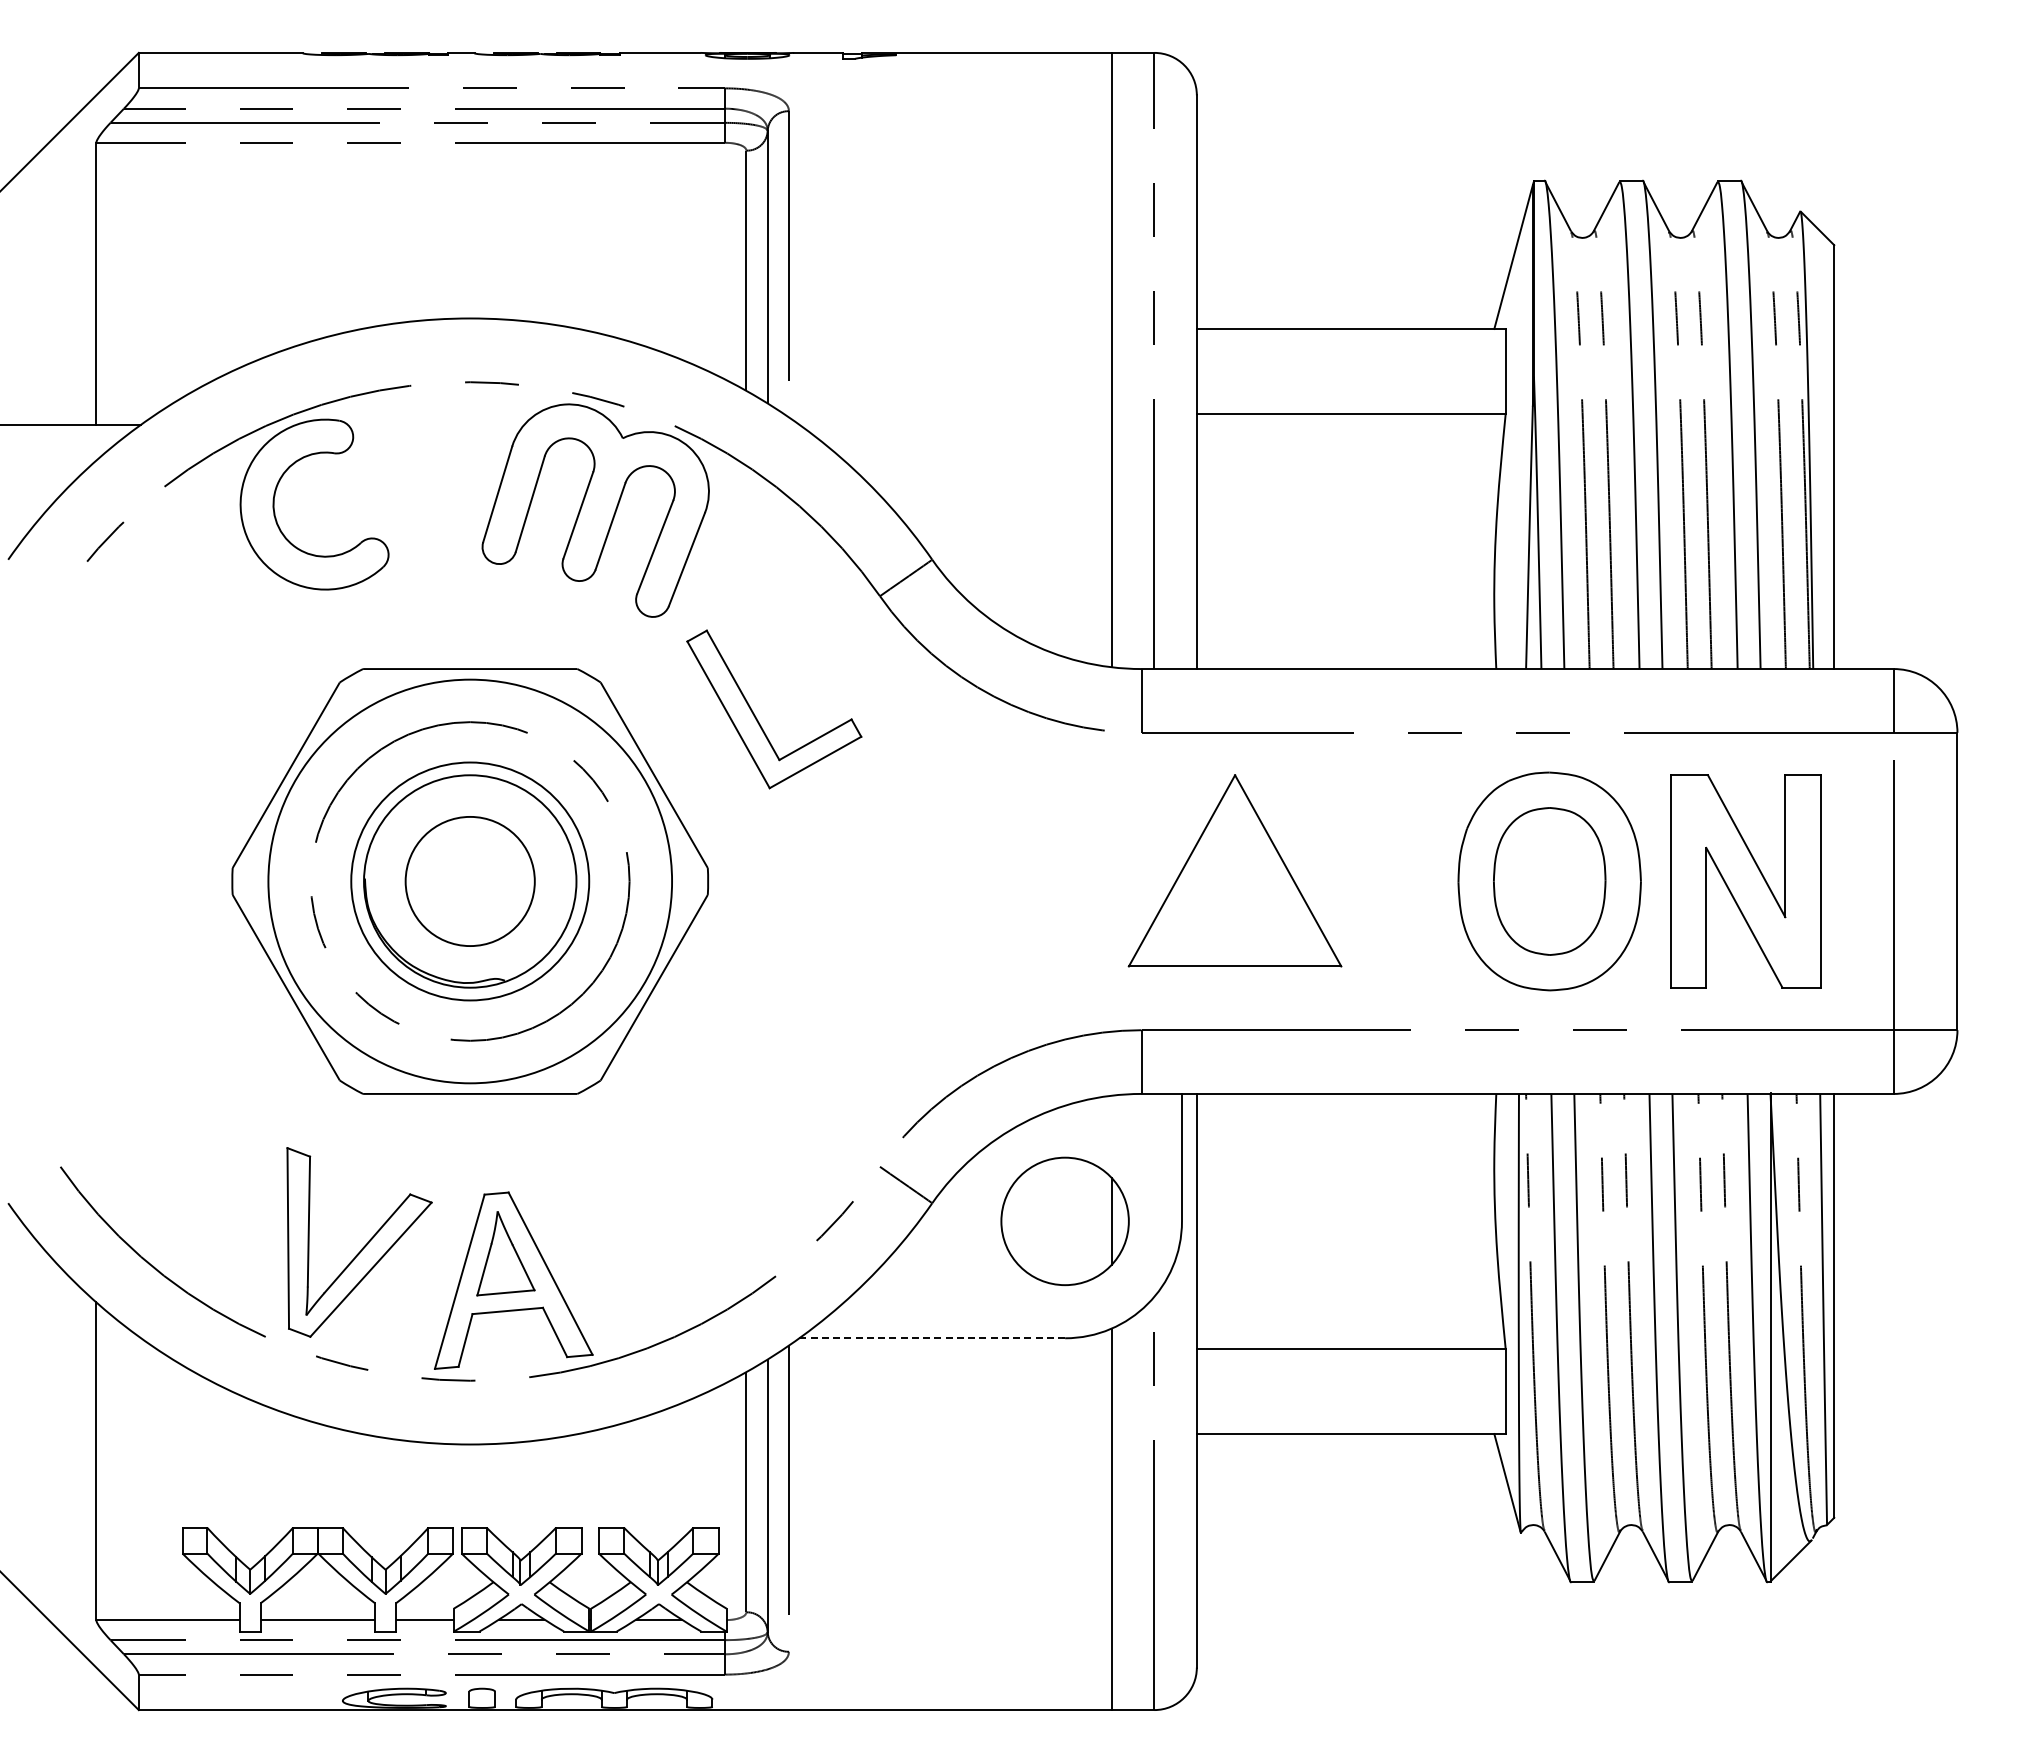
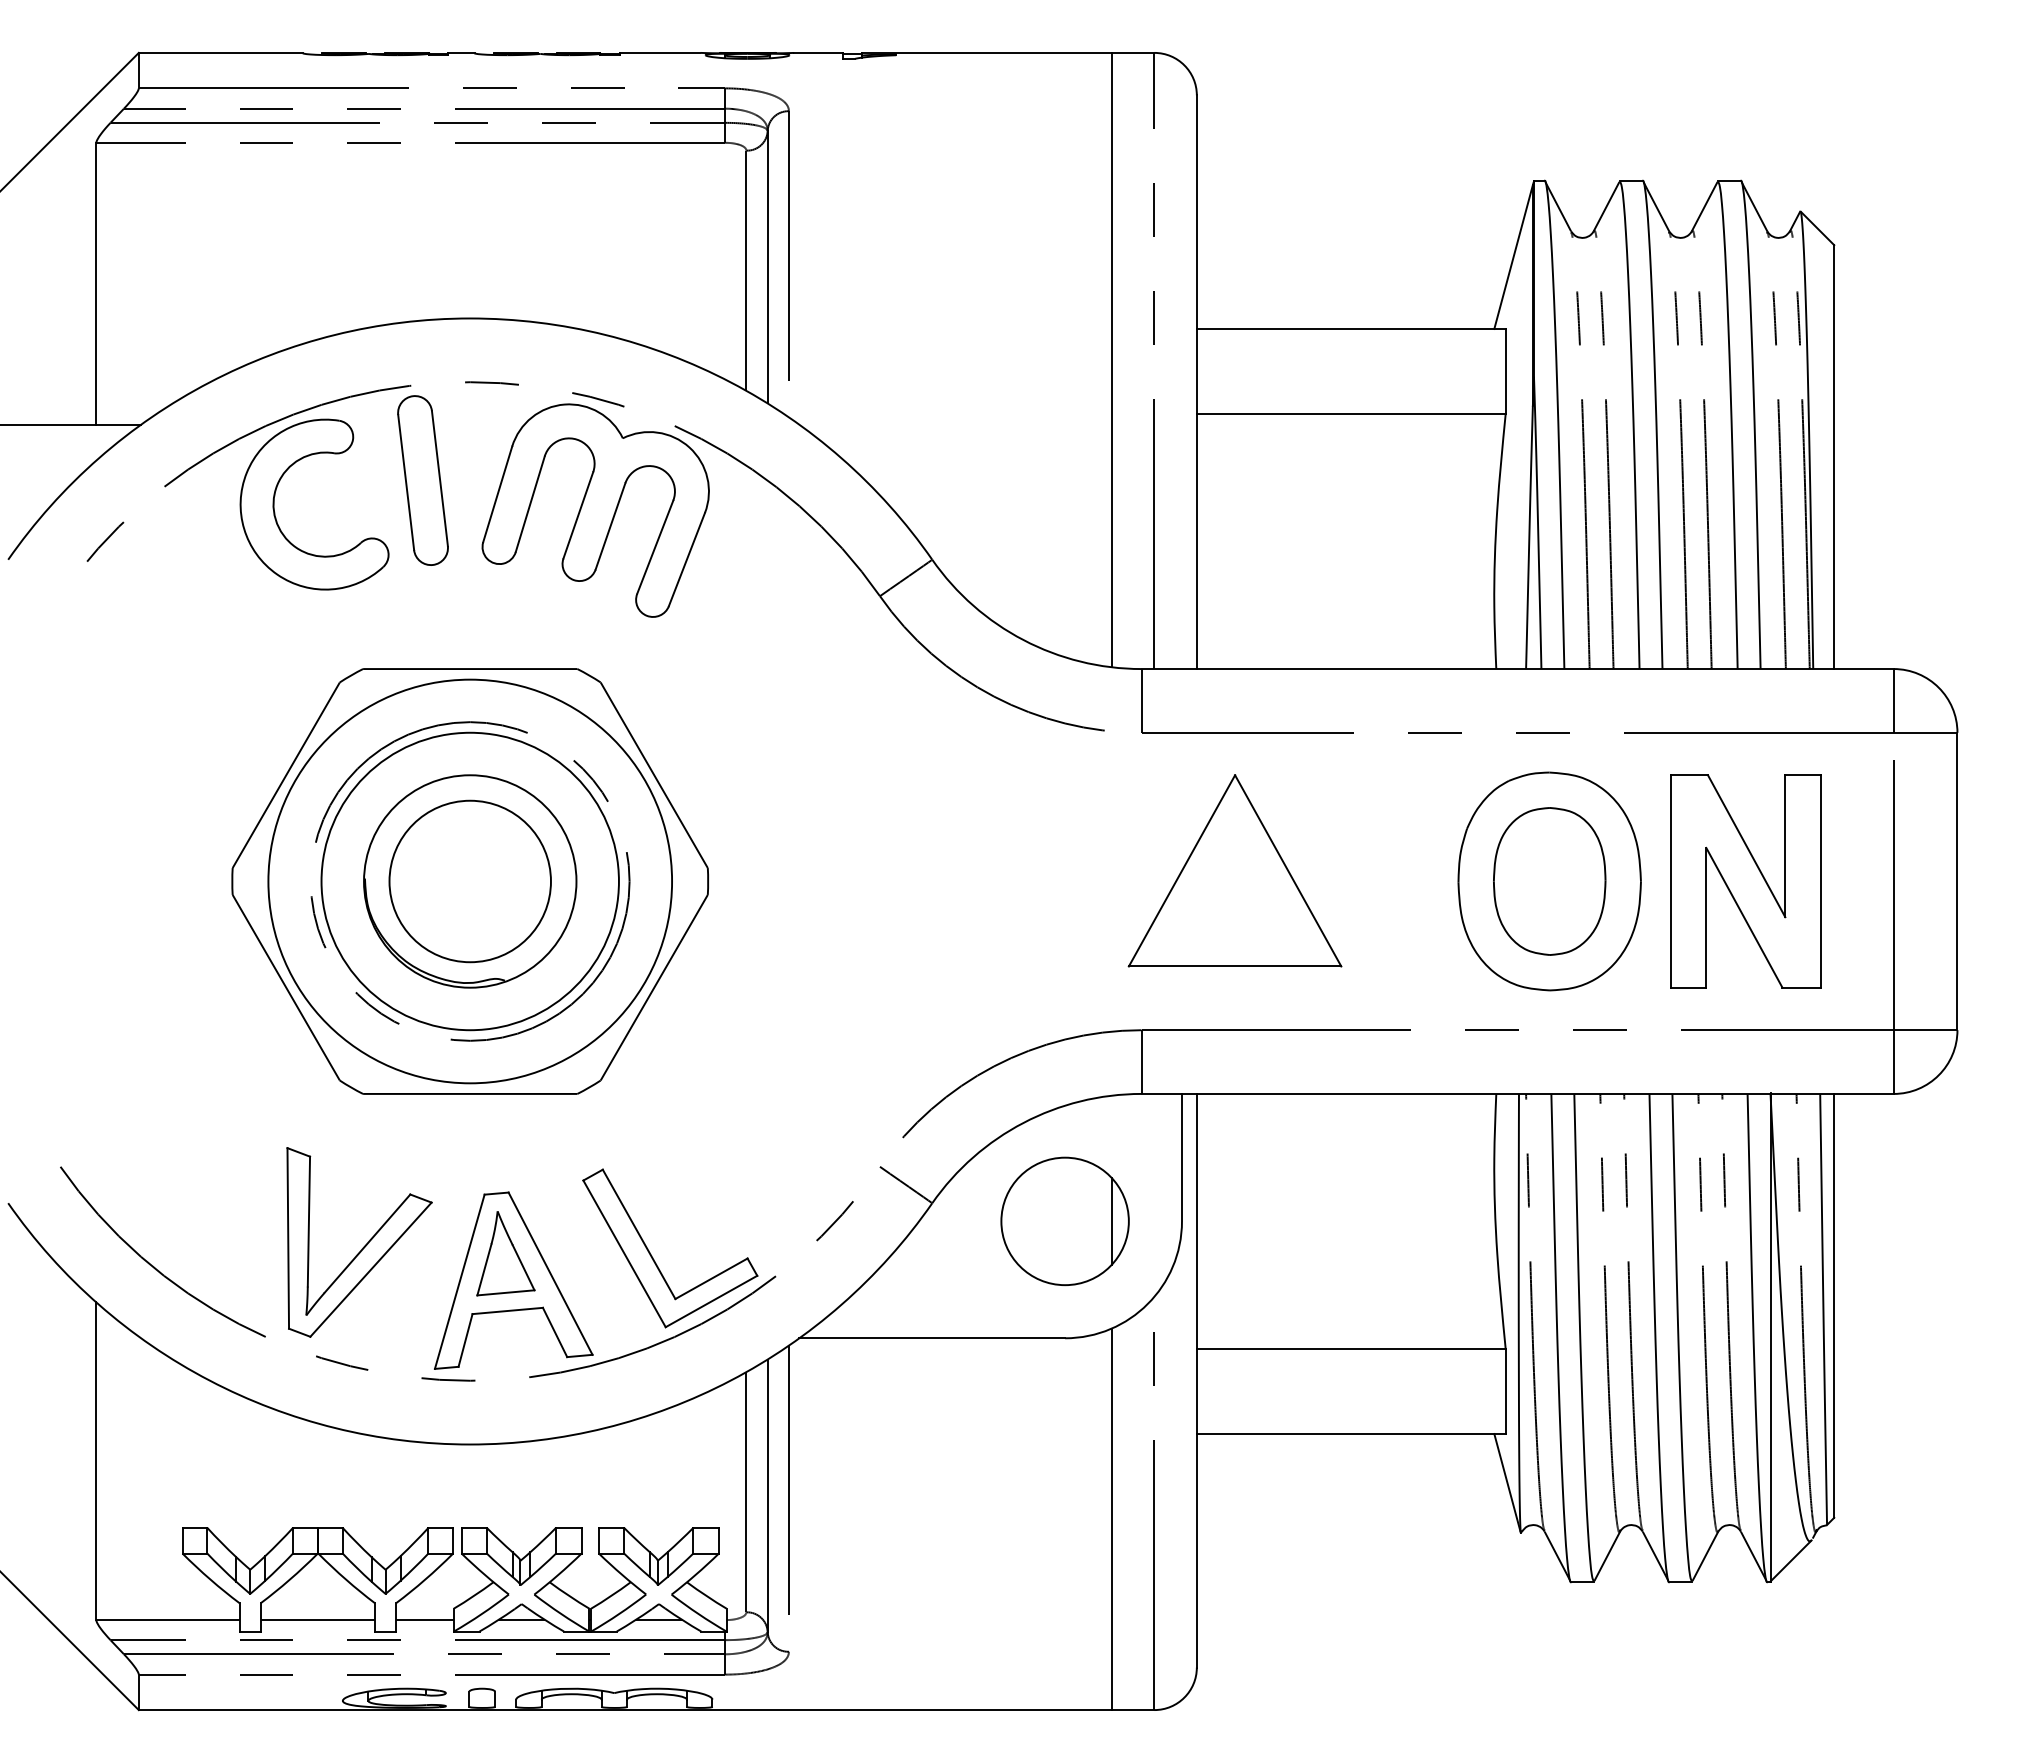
part: none -> present (422, 480)
part position: (757, 718) -> (653, 1257) (653, 1257)
circle diameter: 129 px -> 161 px (469, 881)
circle diameter: 238 px -> 297 px (469, 881)
line: dashed -> solid (932, 1338)
